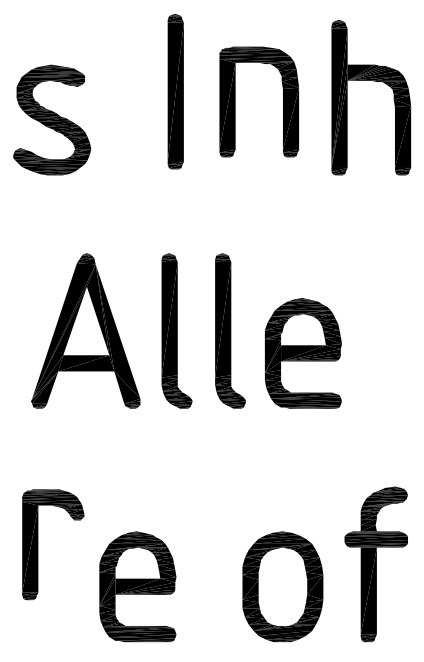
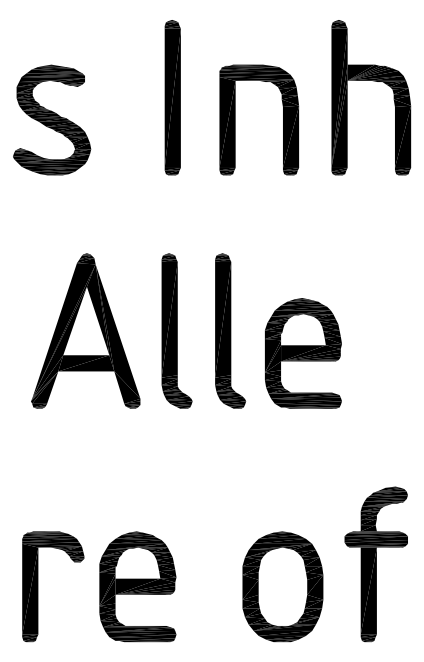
part position: (175, 91) -> (172, 97) (172, 97)
part position: (235, 101) -> (235, 119) (235, 119)
part position: (38, 544) -> (38, 586) (38, 586)
